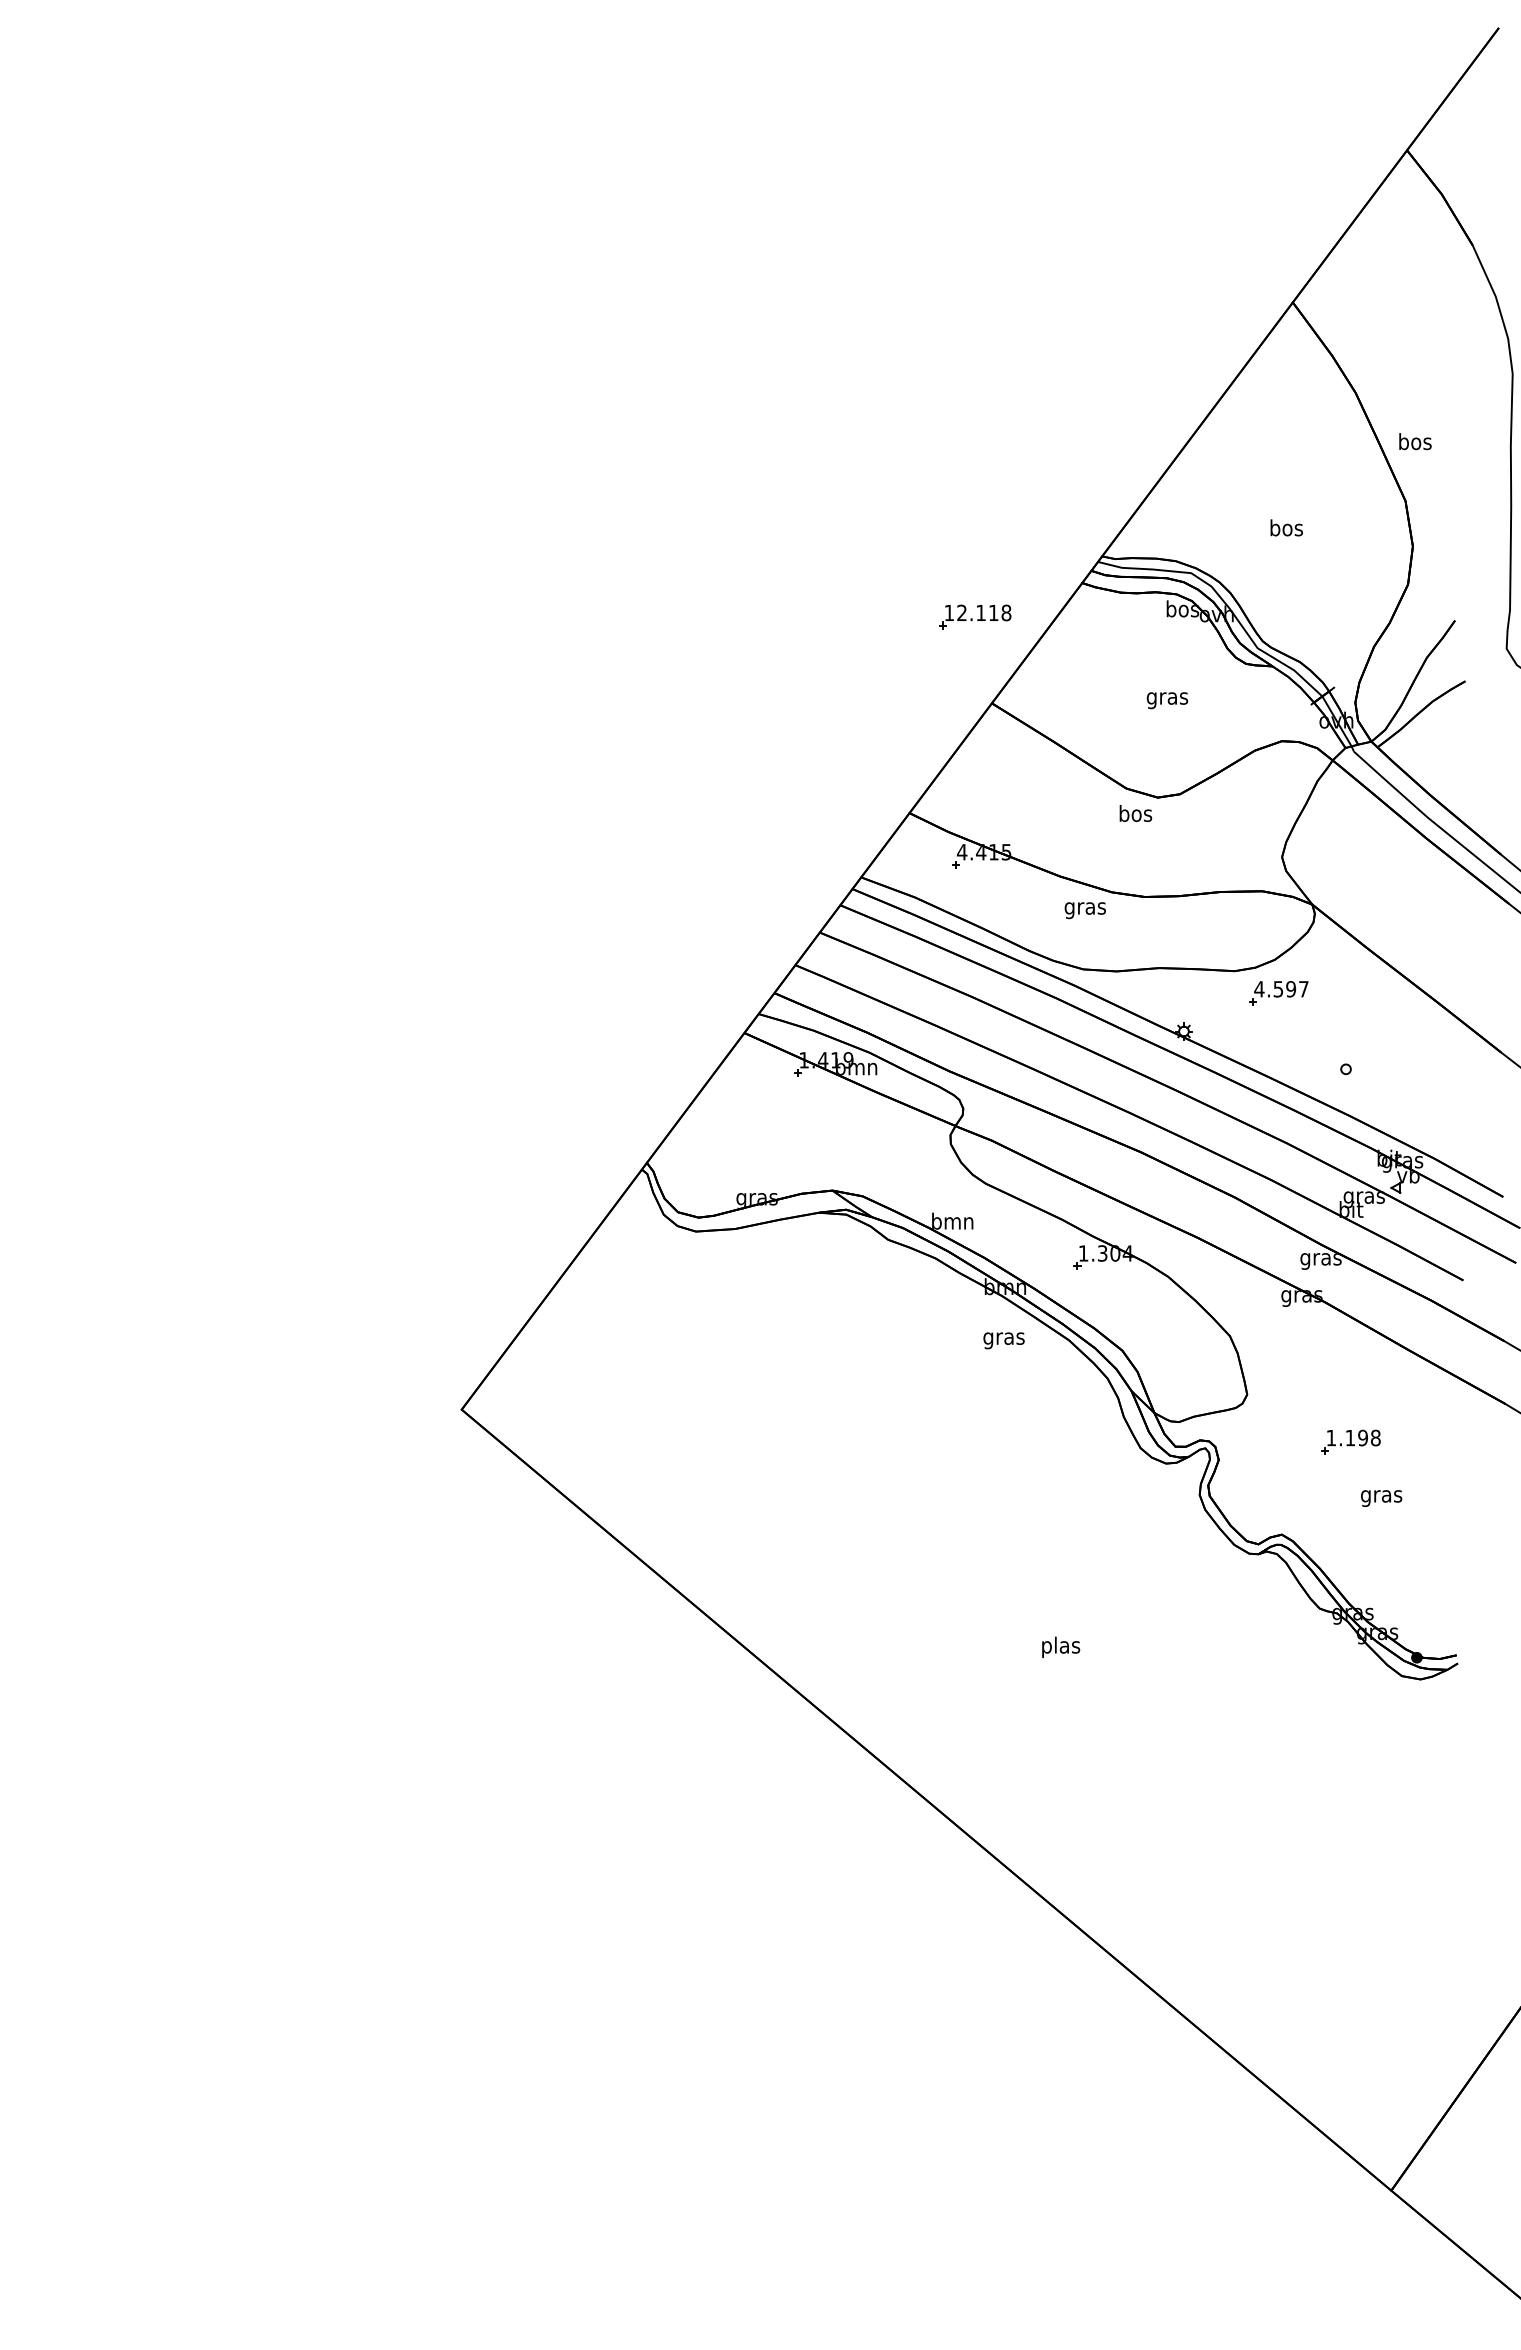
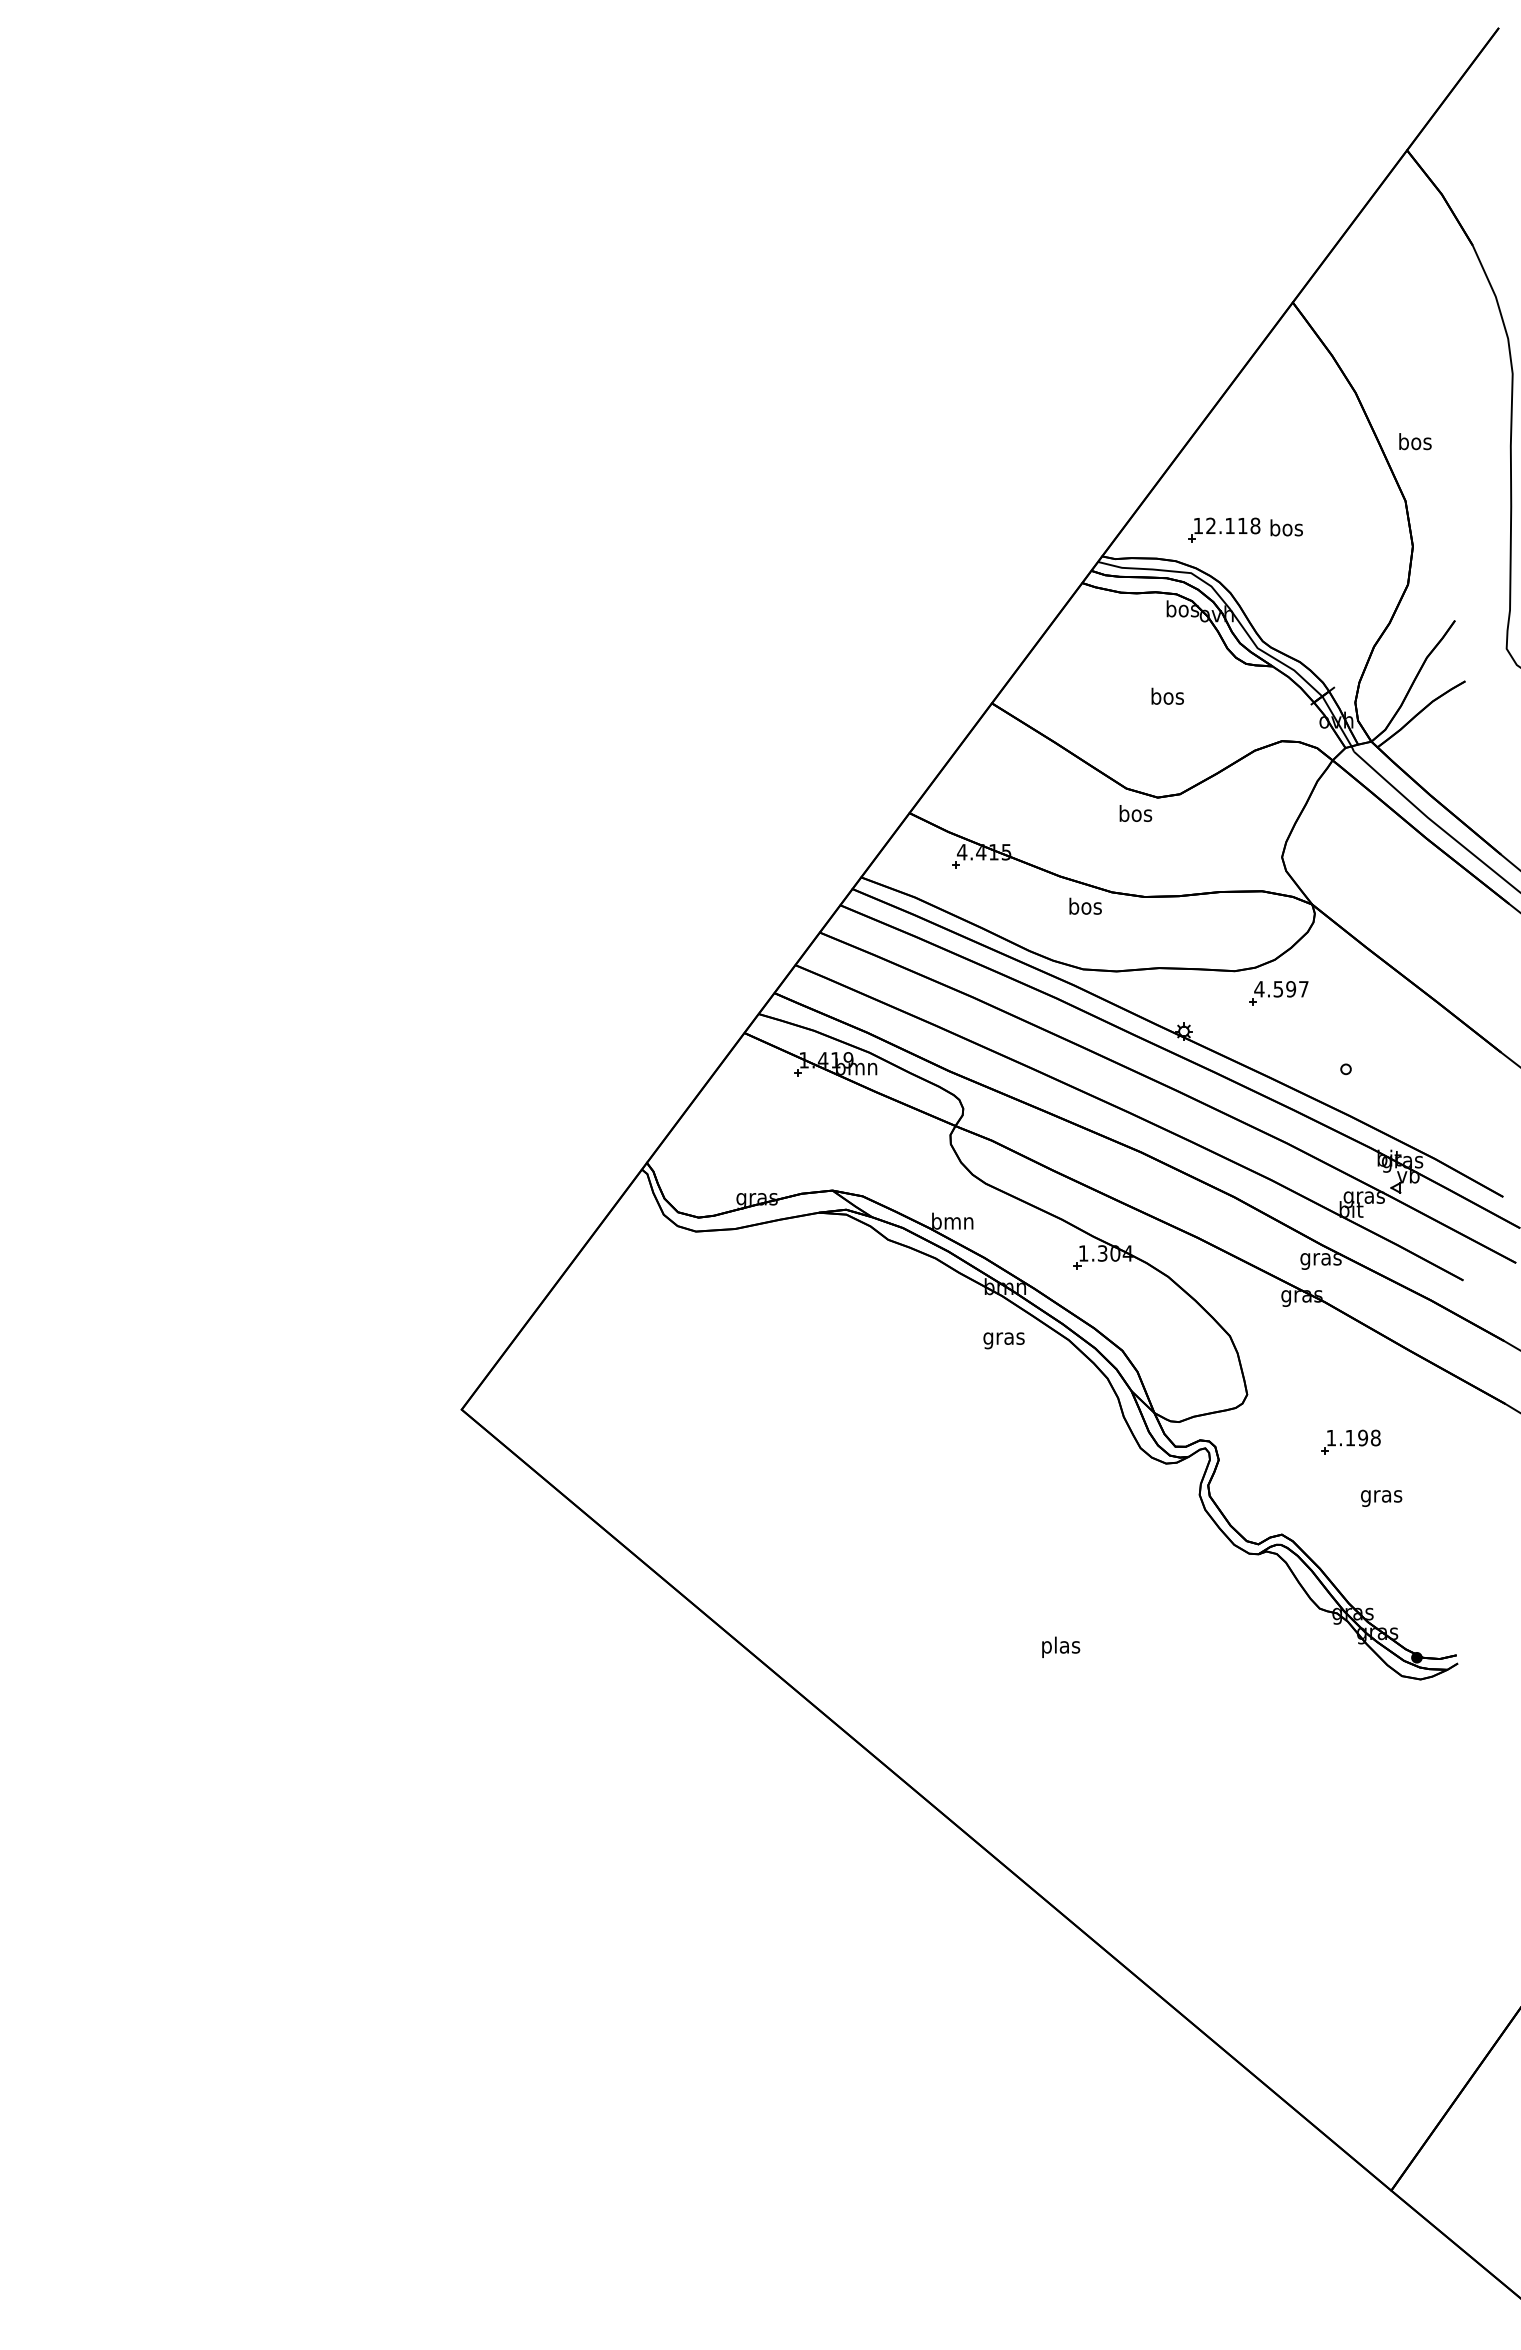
part position: (975, 616) -> (1224, 529) (1224, 529)
text: gras -> bos (1167, 698)
text: gras -> bos (1084, 908)
